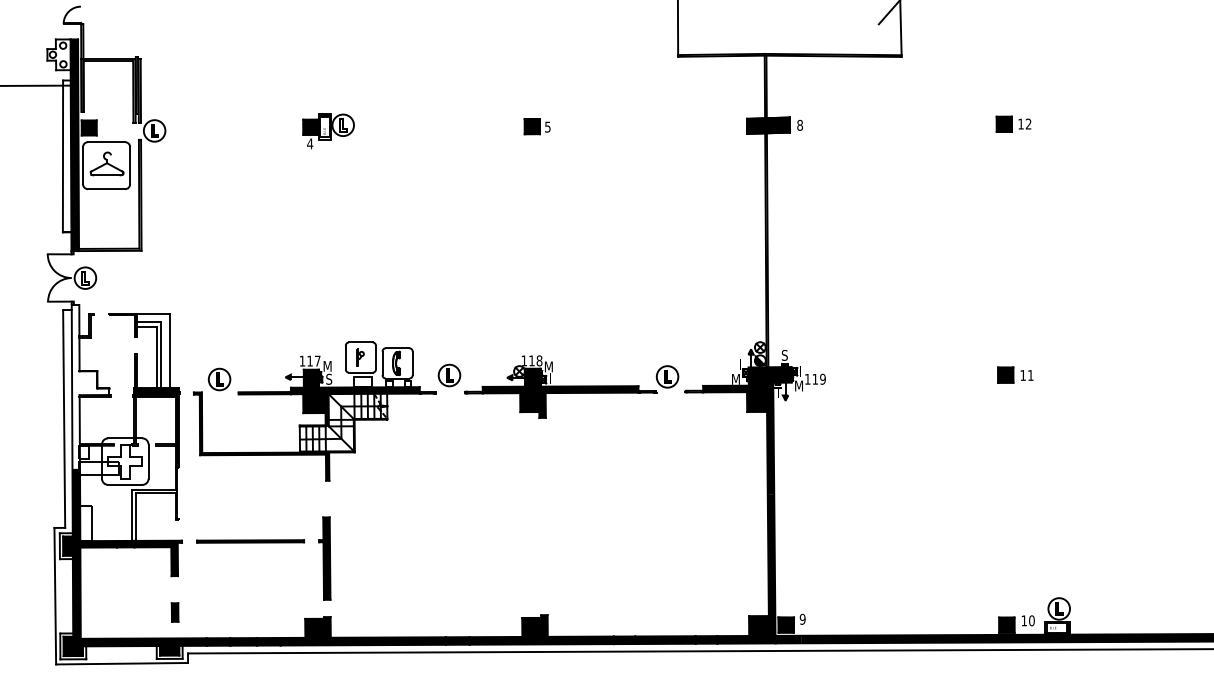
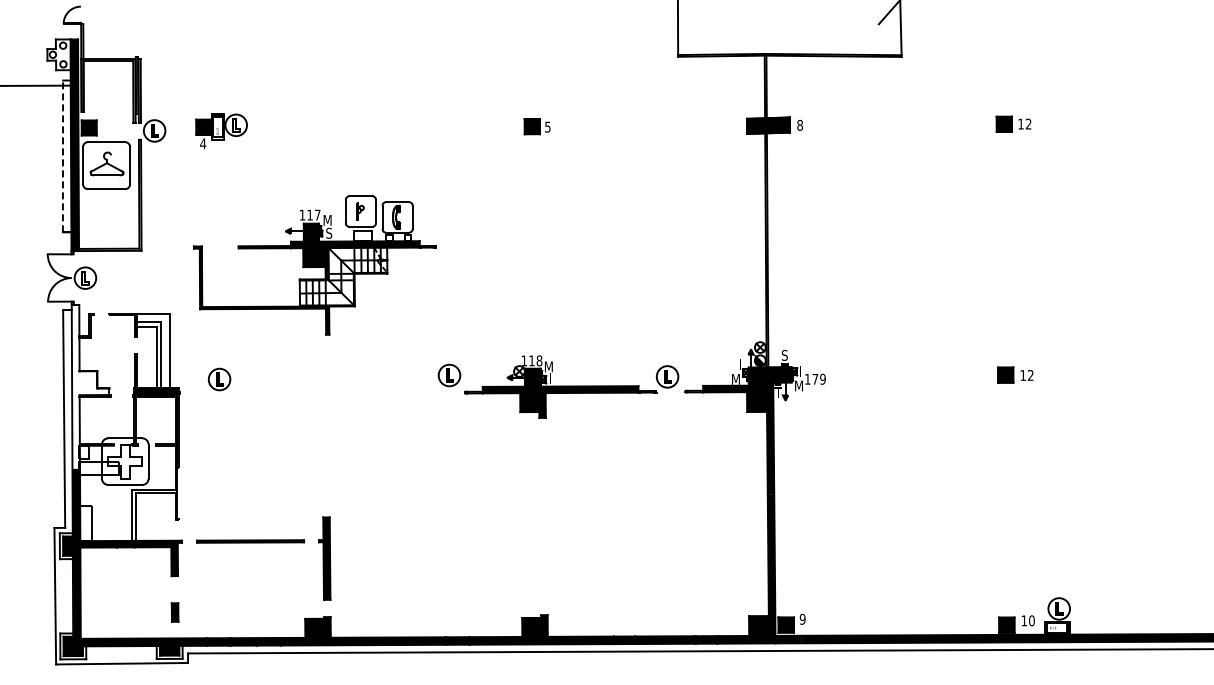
part position: (328, 131) -> (221, 131) (221, 131)
line: solid -> dashed (63, 156)
text: 11 -> 12 (1030, 375)
text: 119 -> 179 (815, 379)
part position: (314, 411) -> (314, 265) (314, 265)
